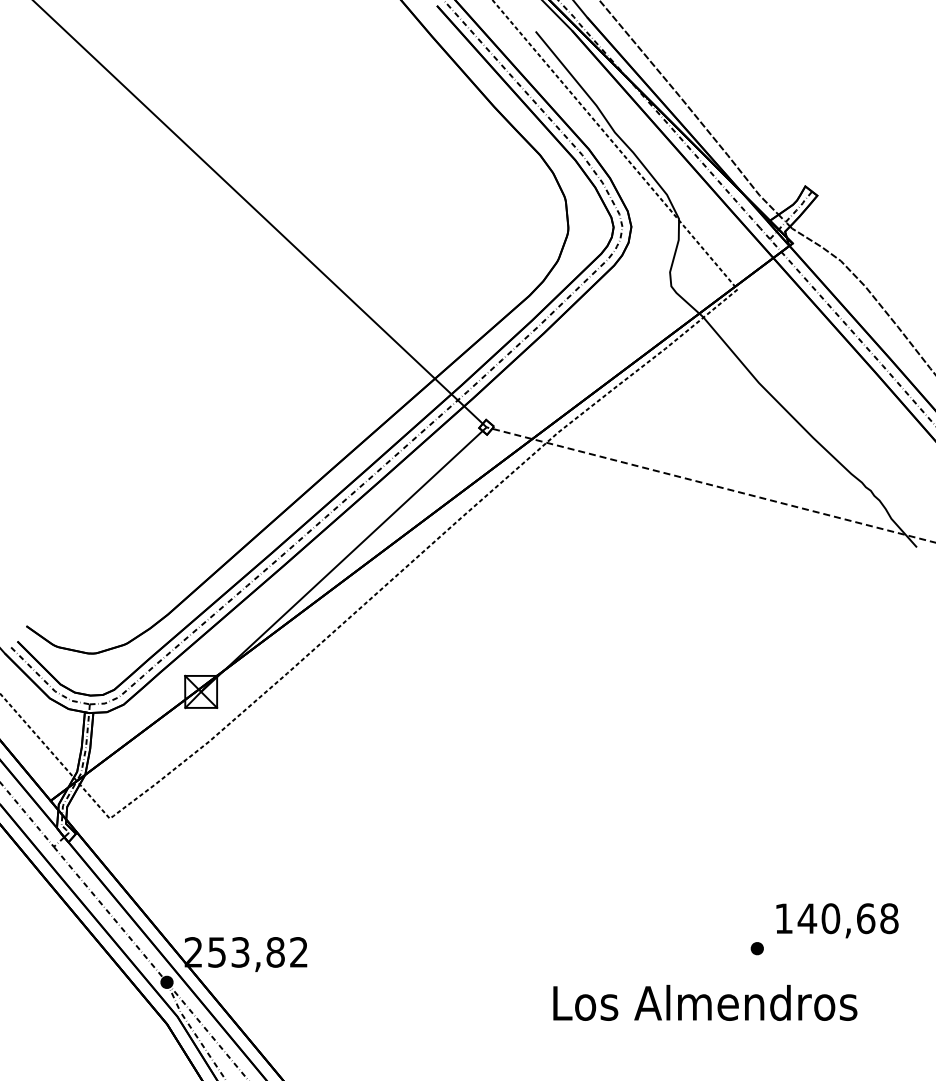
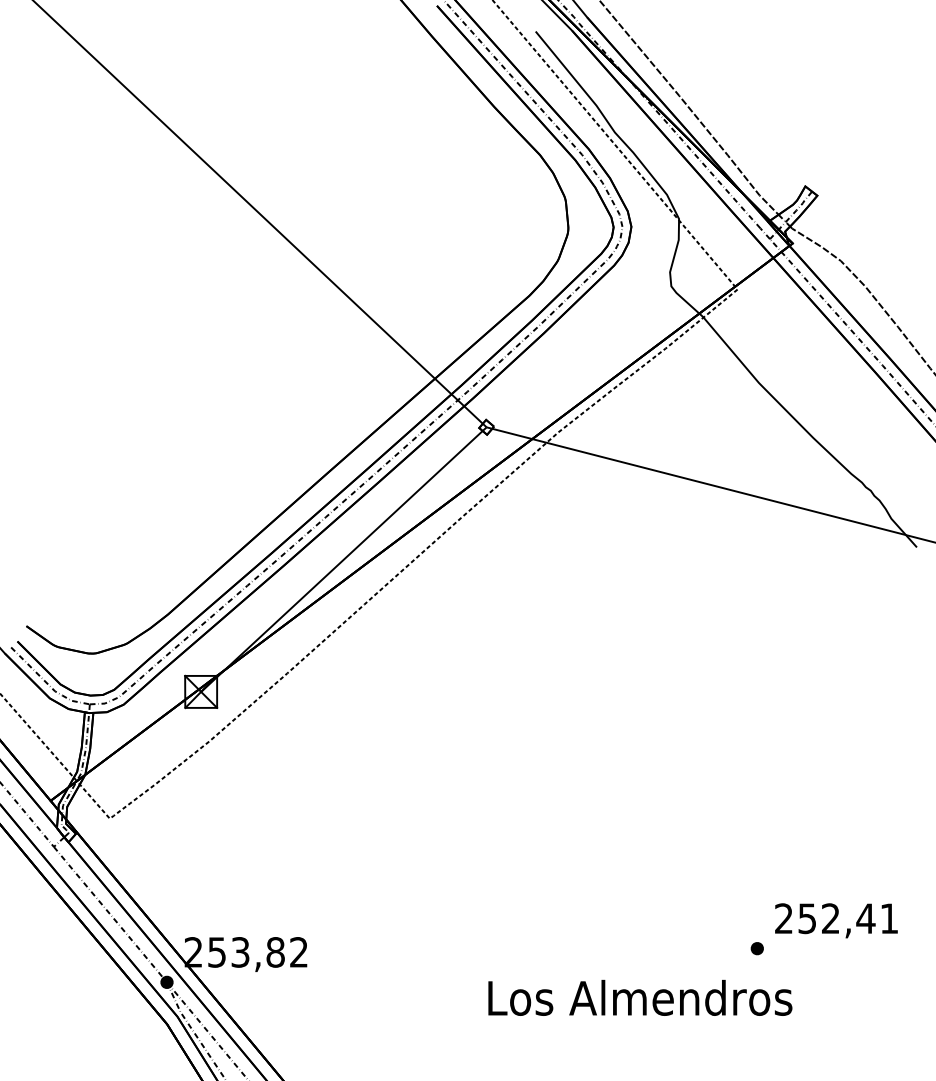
line: dashed -> solid (711, 484)
text: 140,68 -> 252,41 (836, 918)
text position: (705, 1002) -> (640, 997) (640, 997)
